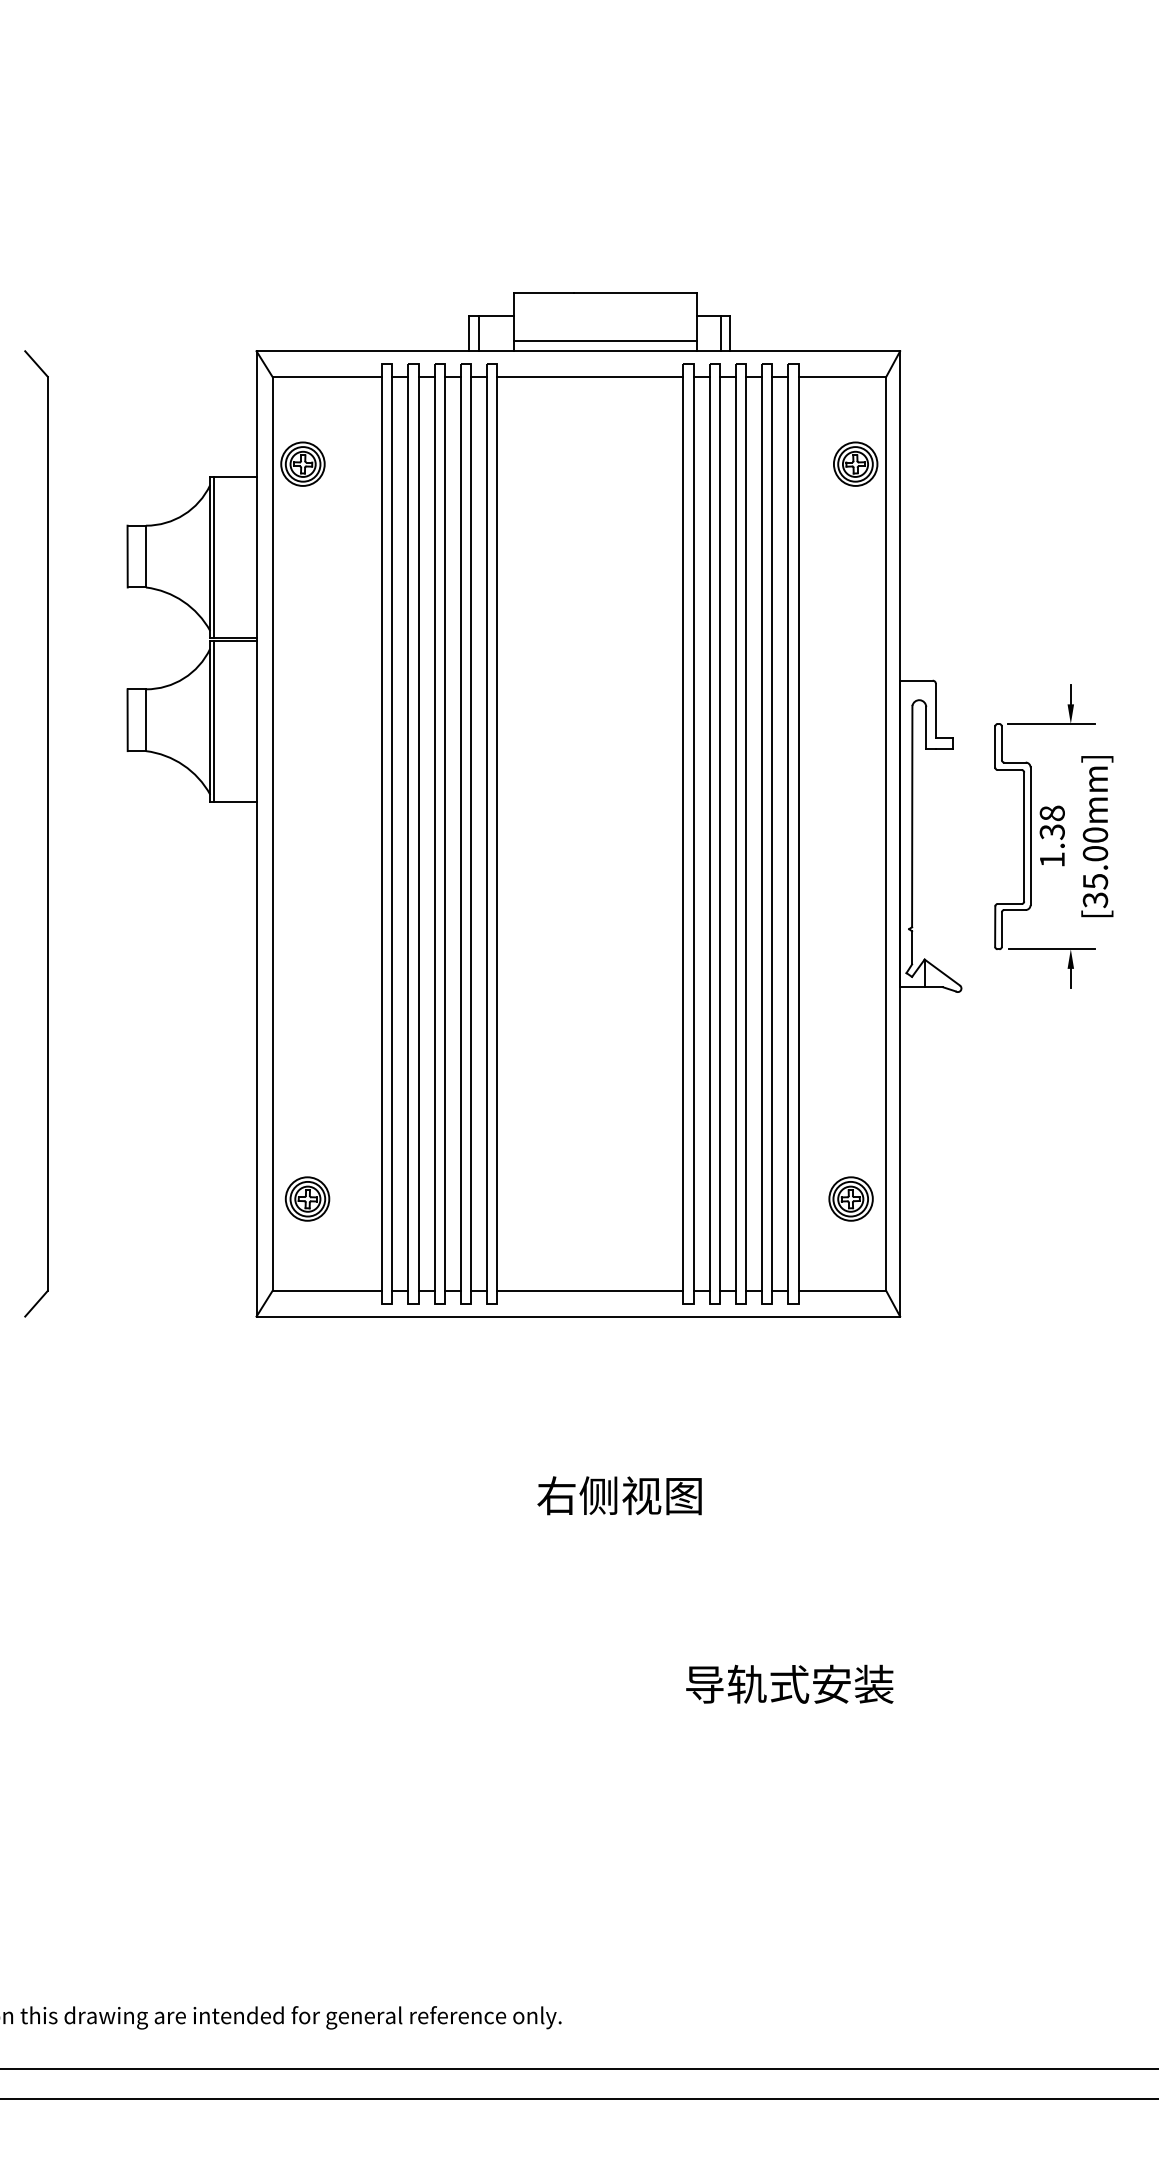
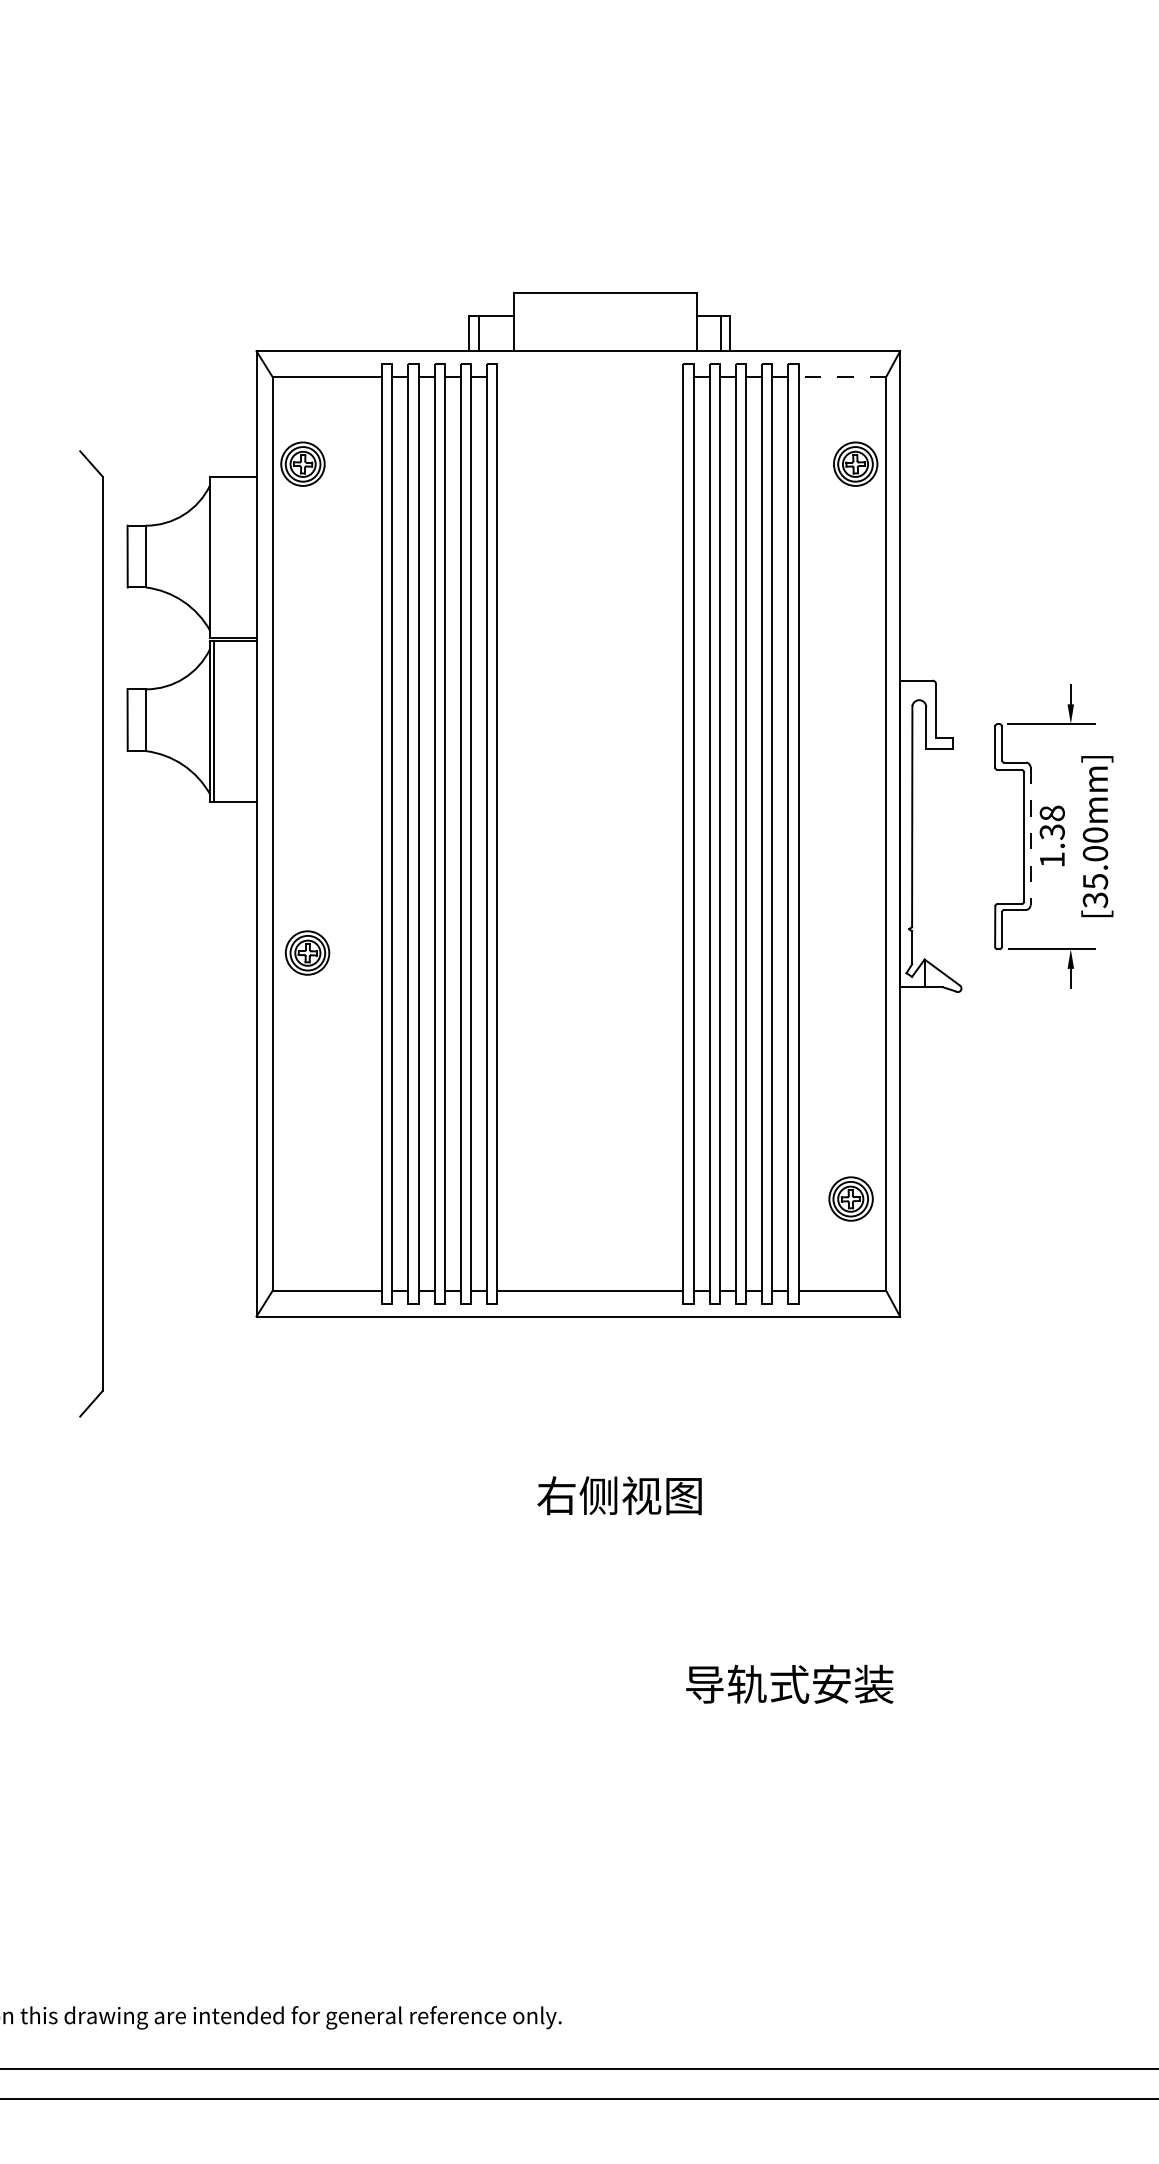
line: present -> none (605, 341)
line: present -> none (590, 376)
line: solid -> dashed (842, 376)
line: present -> none (214, 557)
part position: (47, 833) -> (102, 933) (102, 933)
line: solid -> dashed (1030, 836)
part position: (307, 1198) -> (307, 952) (307, 952)
